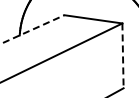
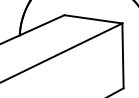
line: dashed -> solid (32, 29)
line: dashed -> solid (123, 56)
